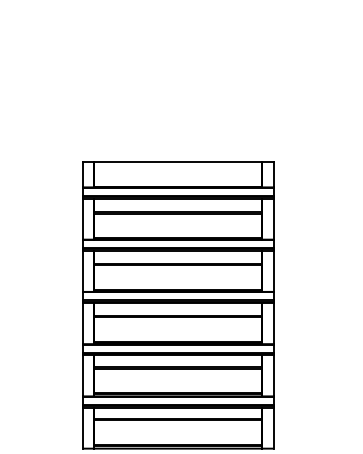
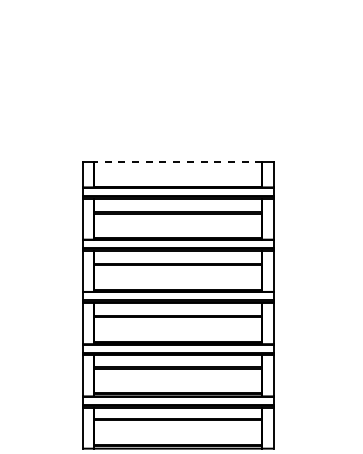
line: solid -> dashed (177, 161)
